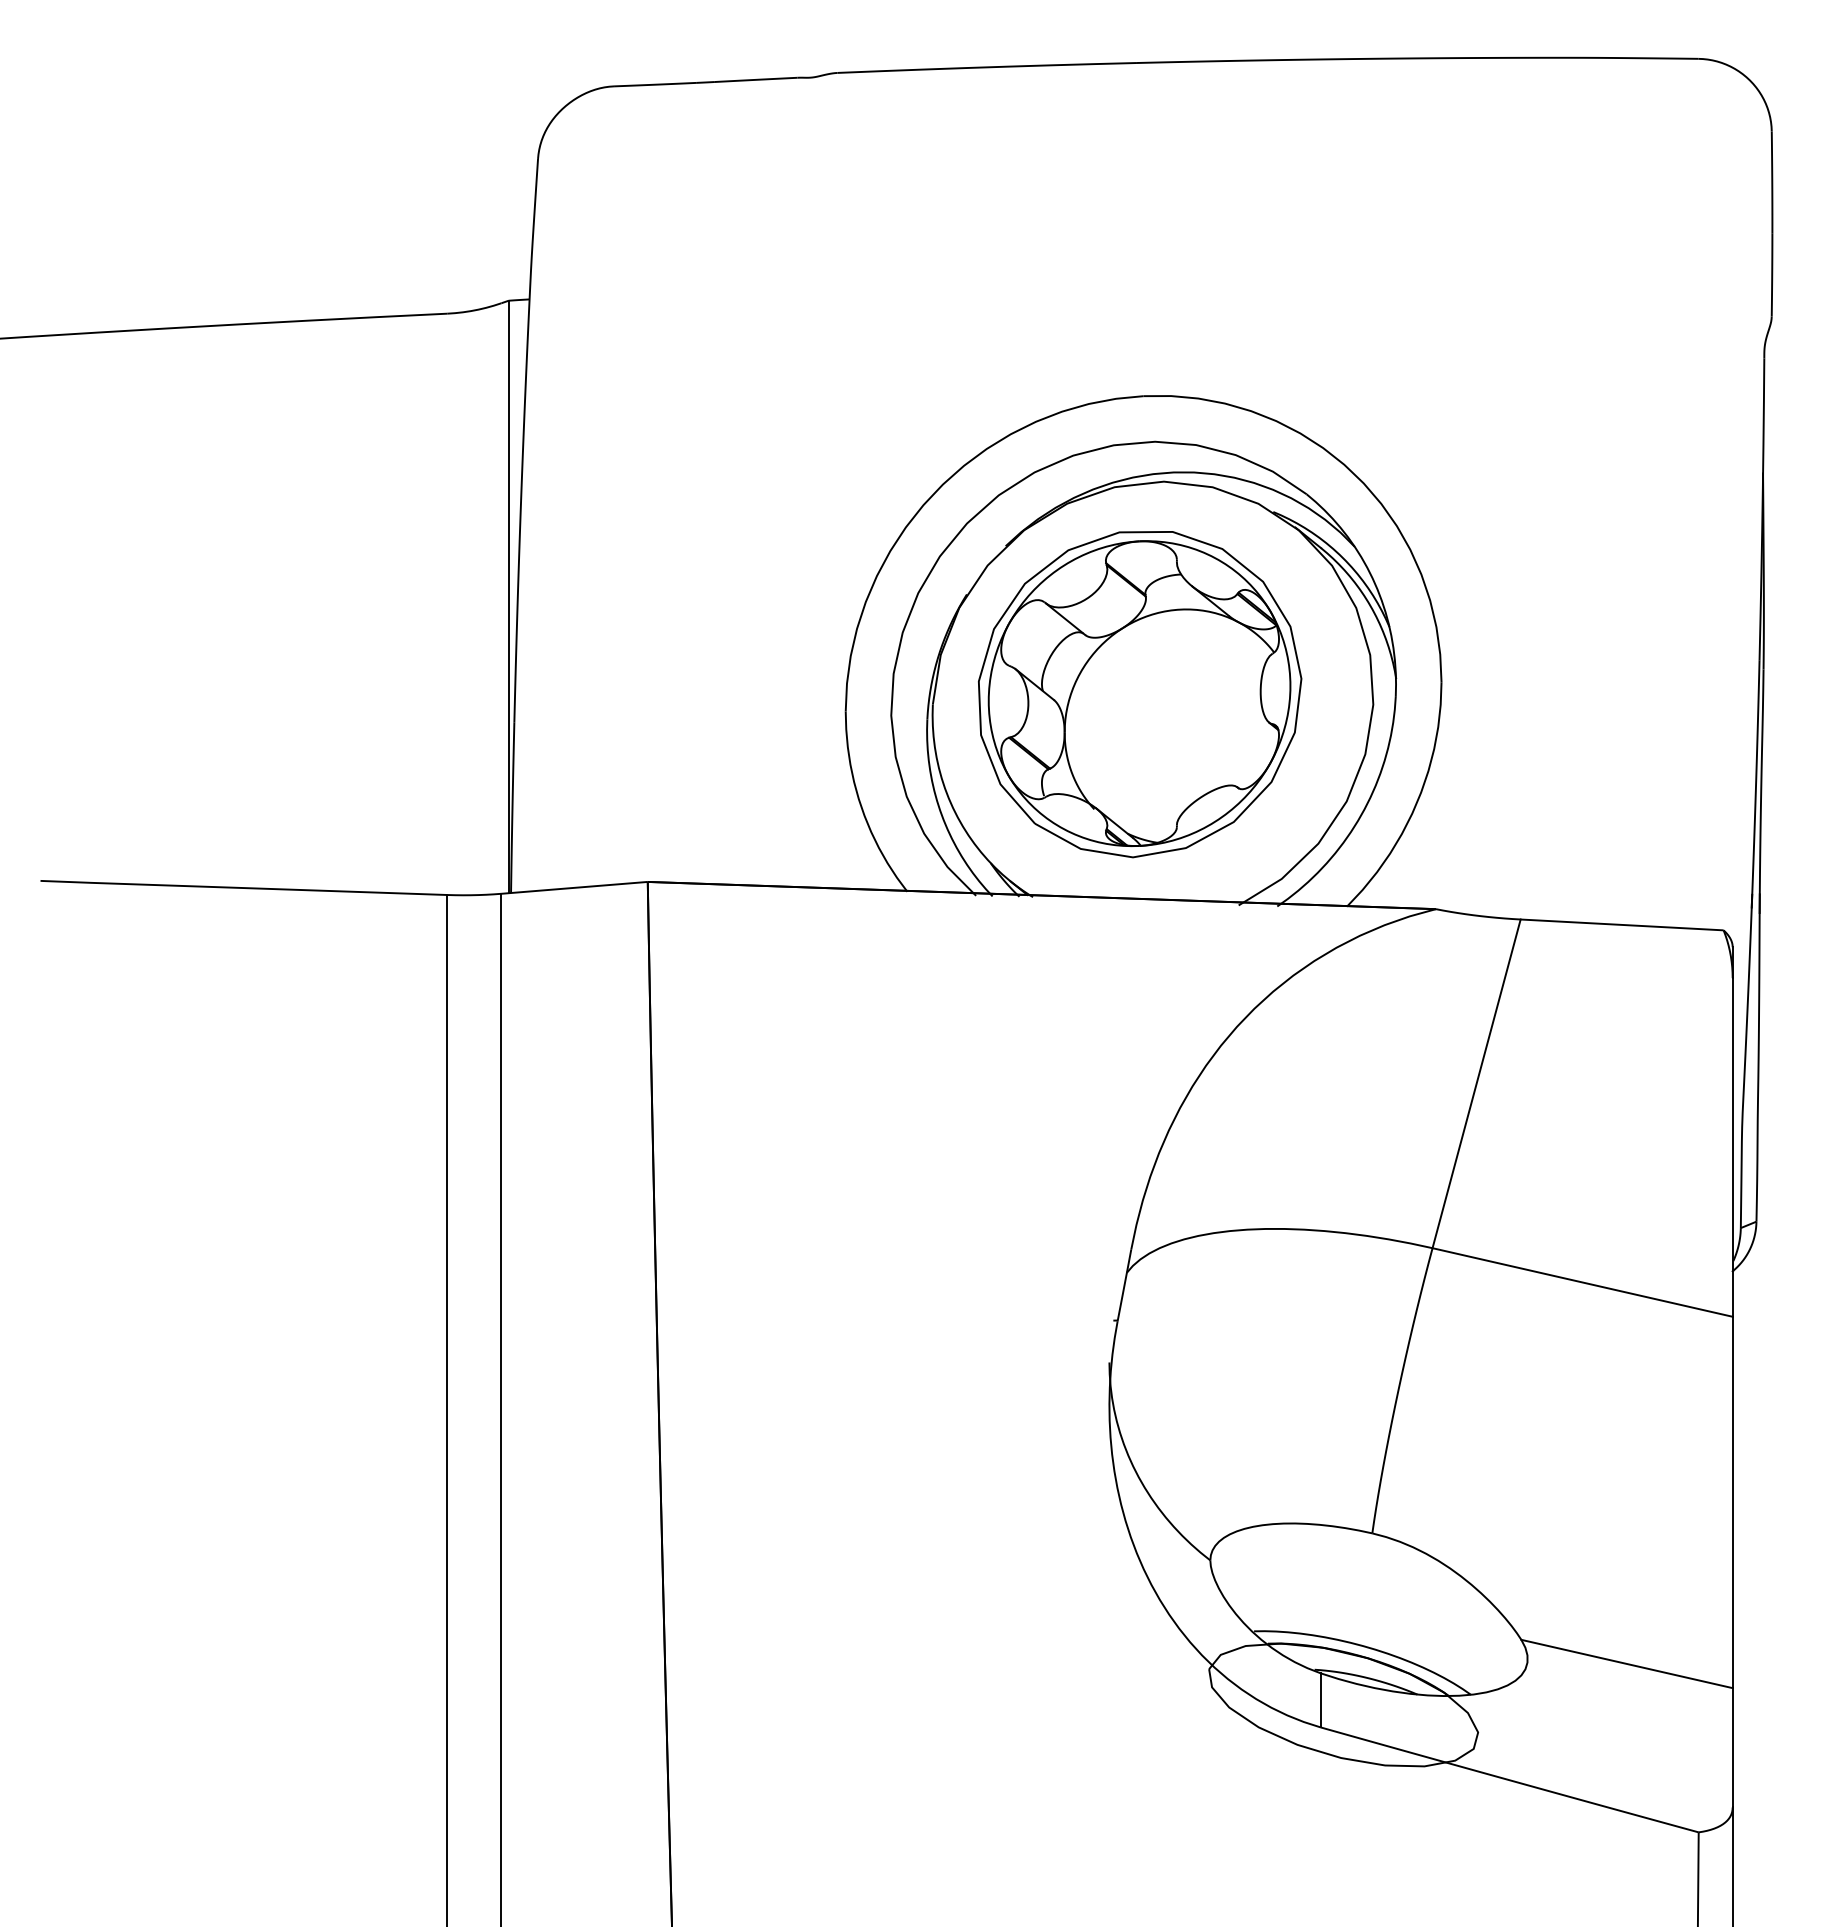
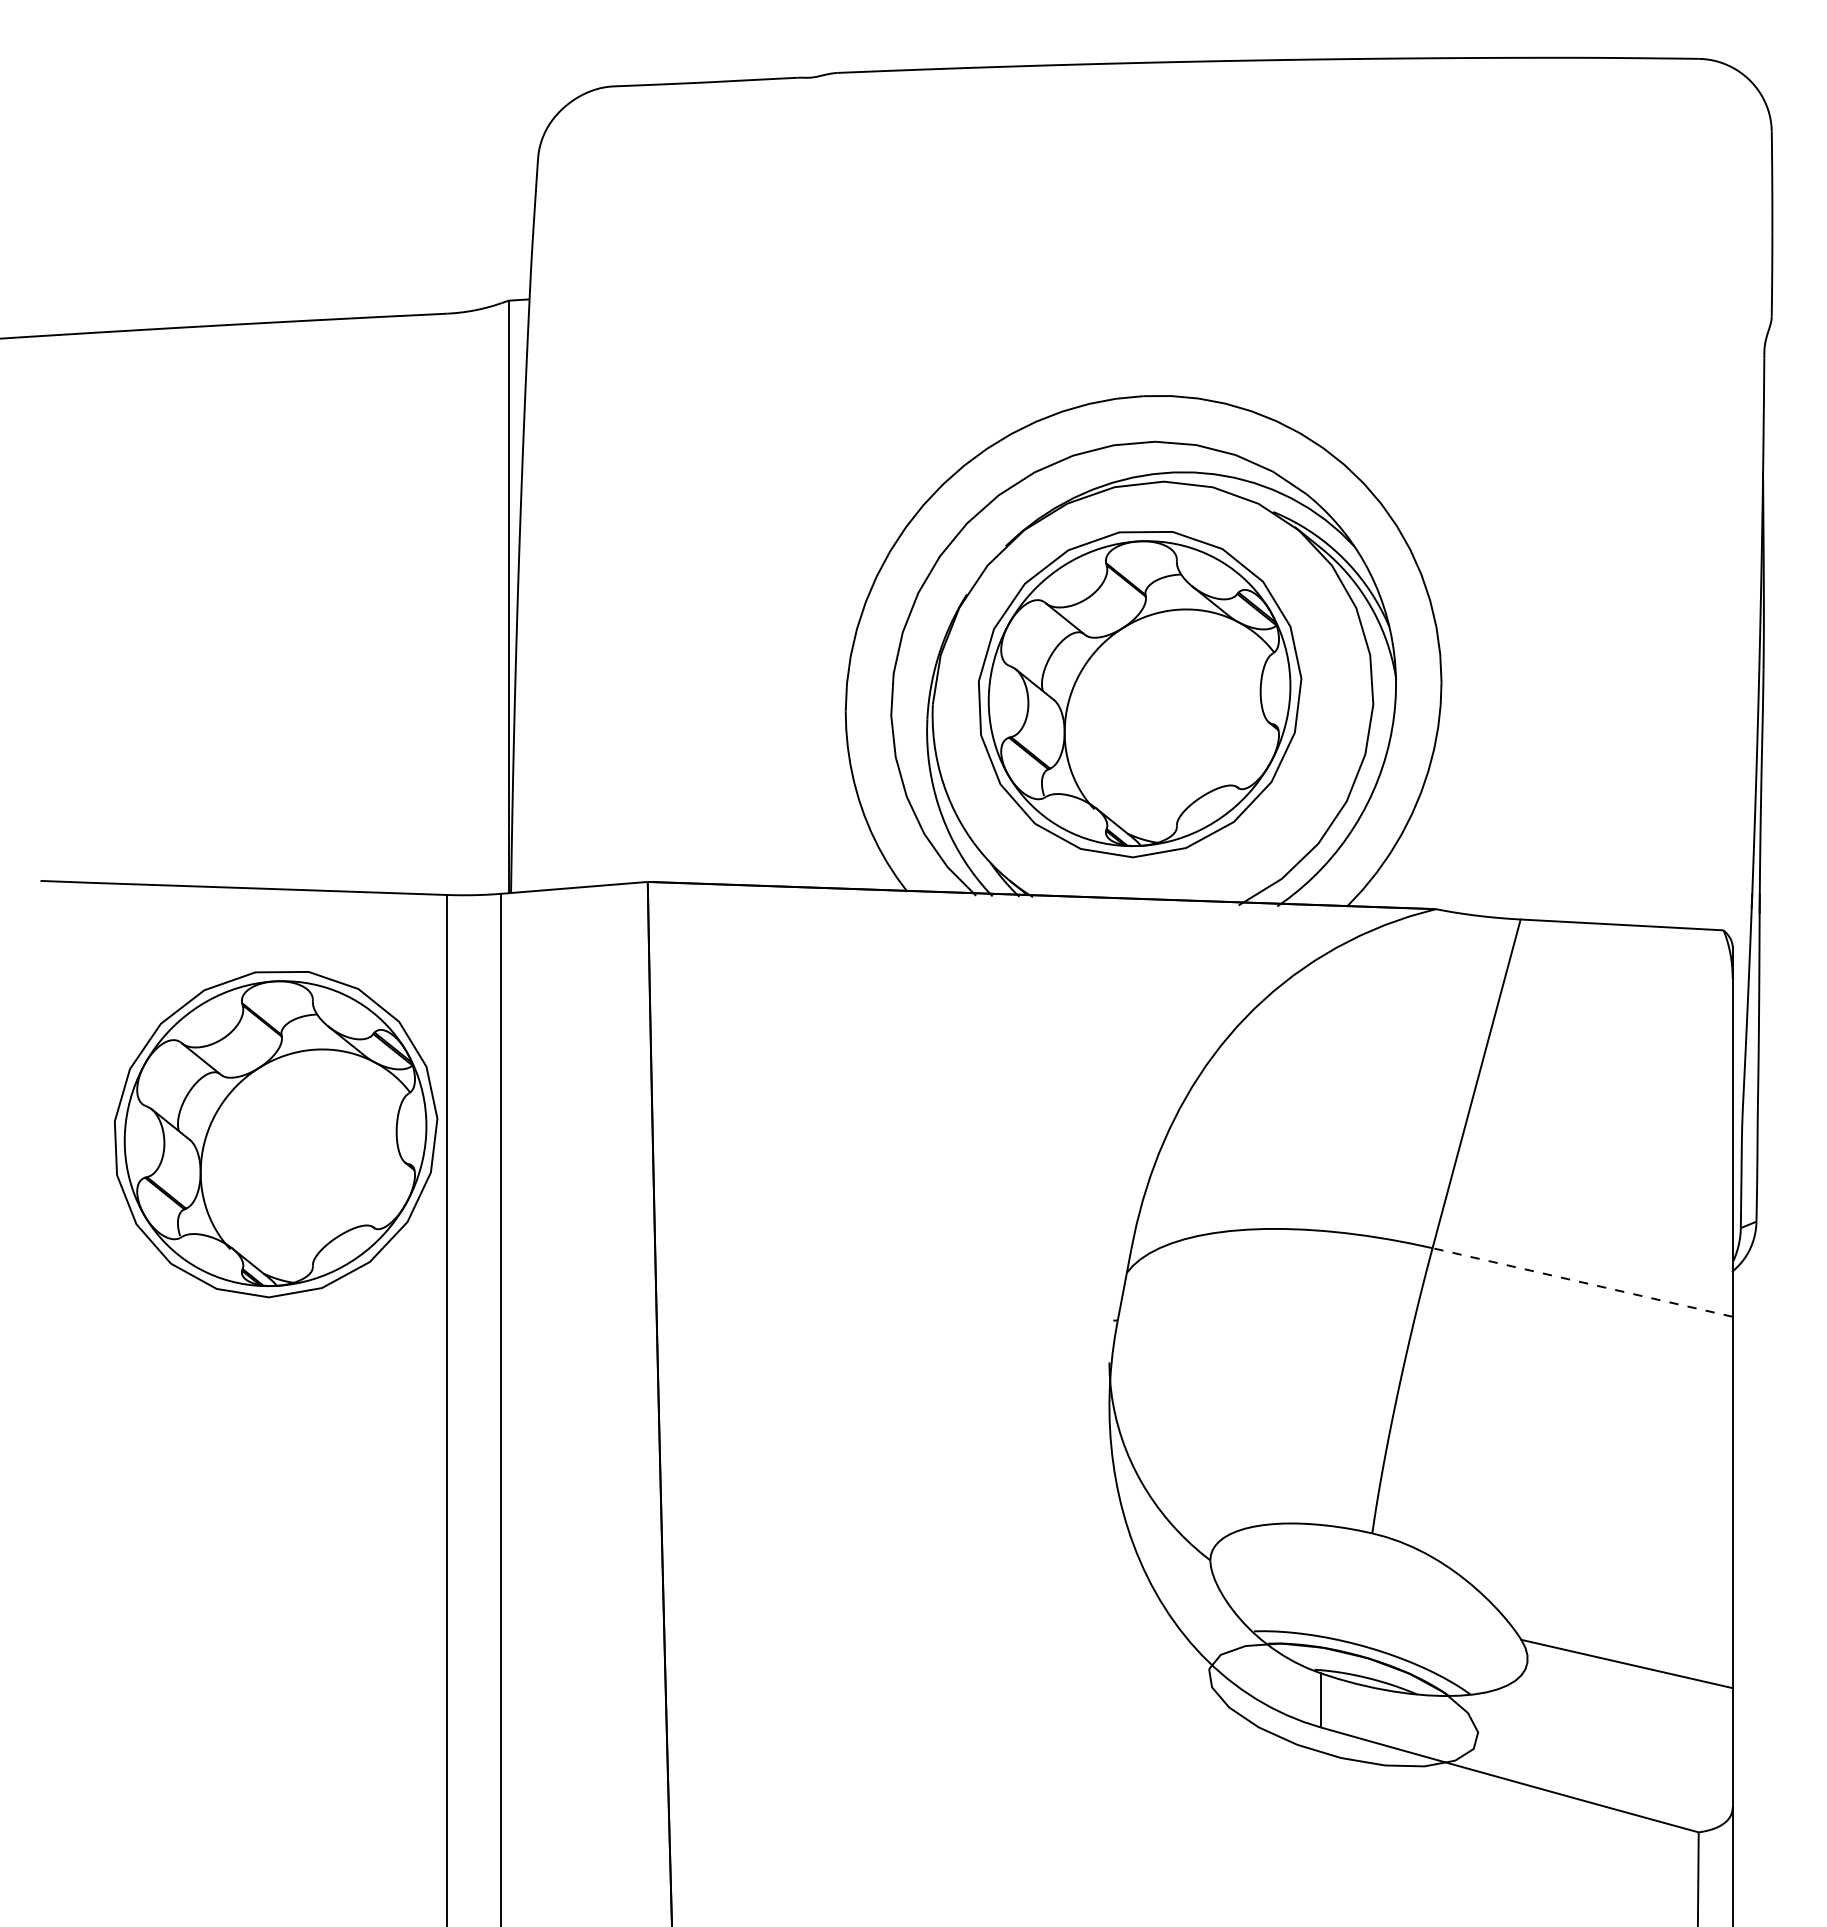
part: none -> present (276, 1134)
line: solid -> dashed (1582, 1282)
